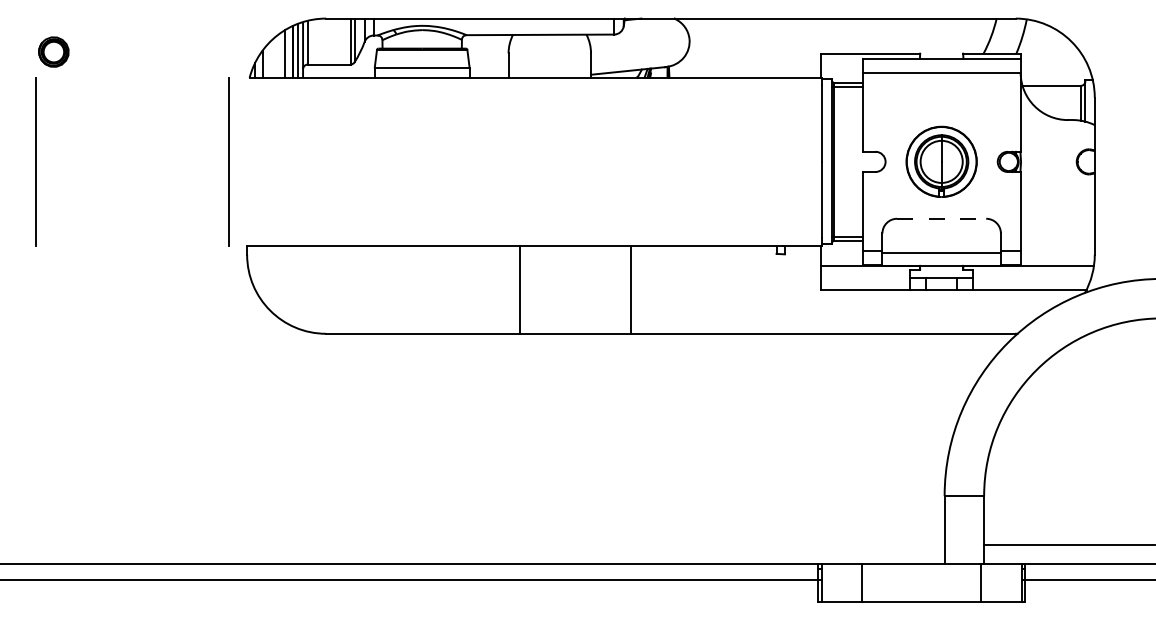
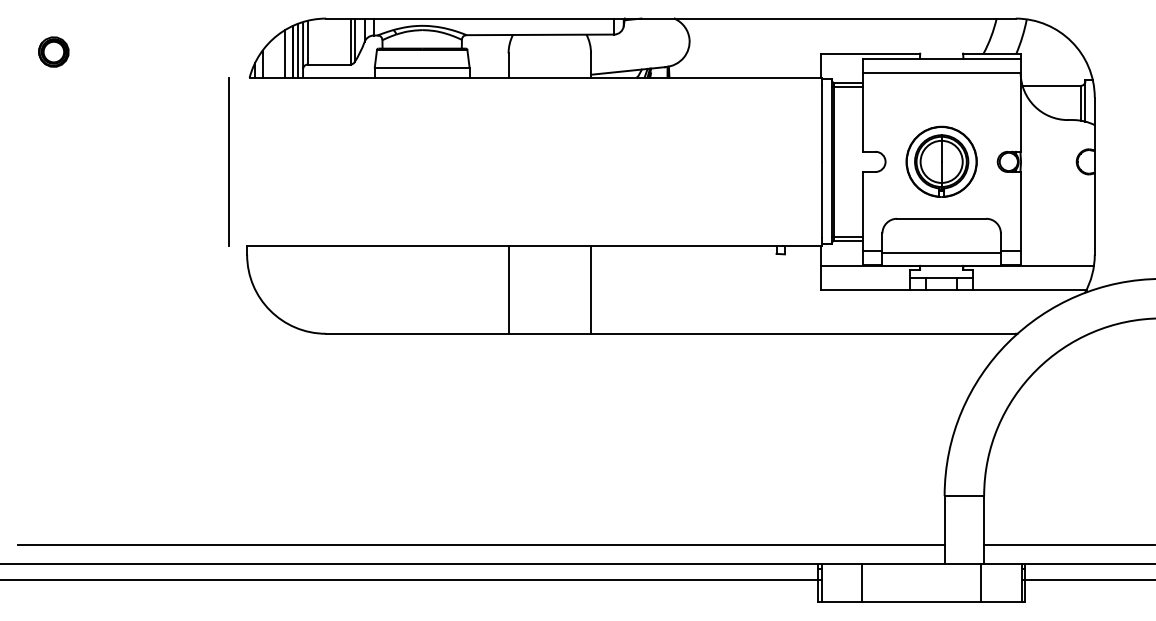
line: present -> none (35, 161)
line: dashed -> solid (941, 218)
line position: (519, 289) -> (508, 289) (508, 289)
line position: (631, 289) -> (591, 289) (591, 289)
line: none -> present (481, 545)
